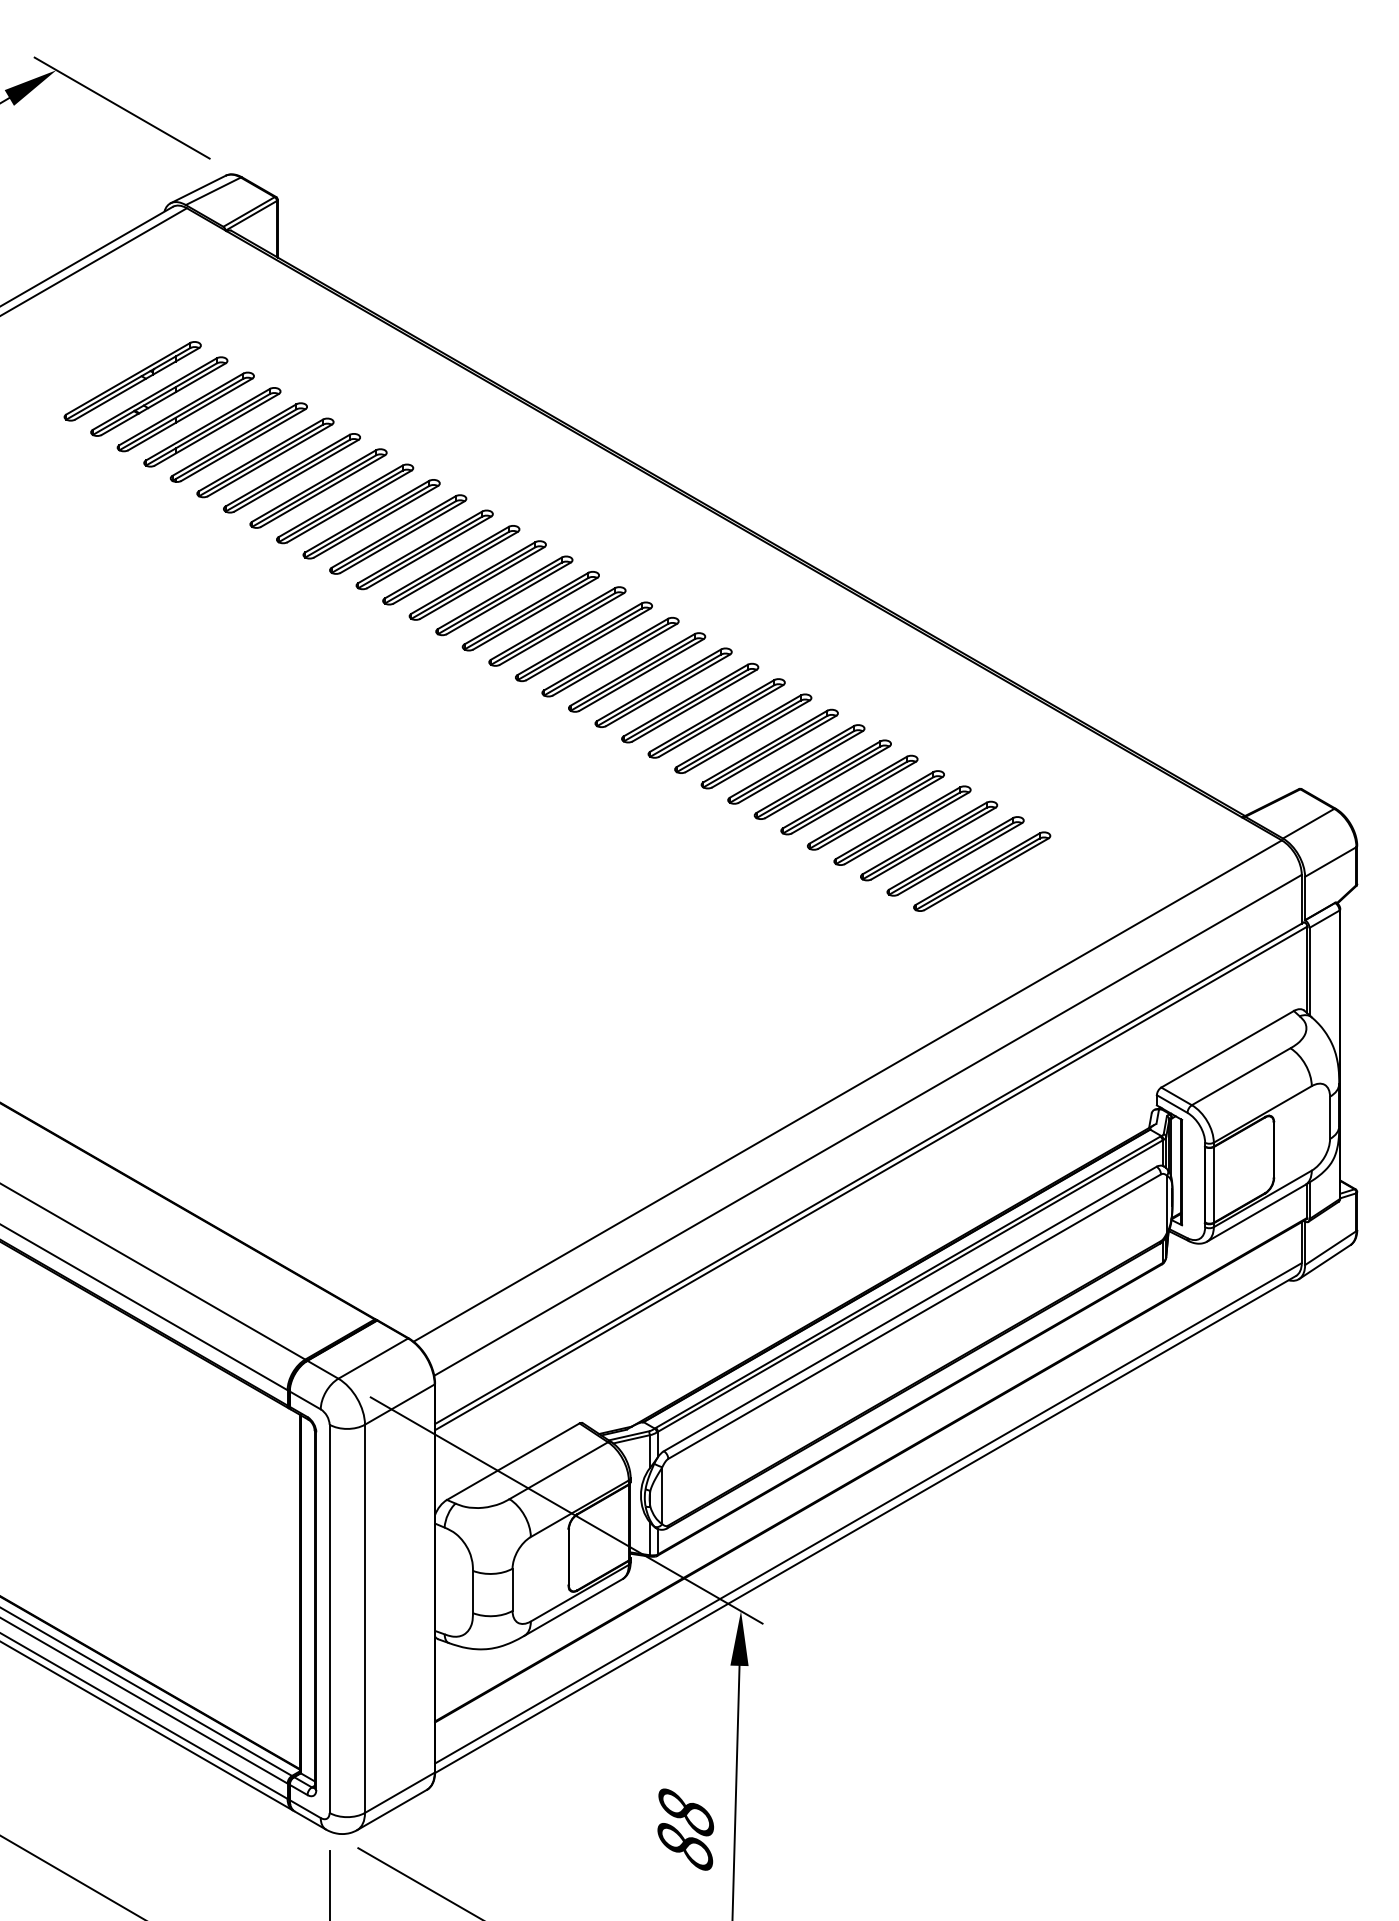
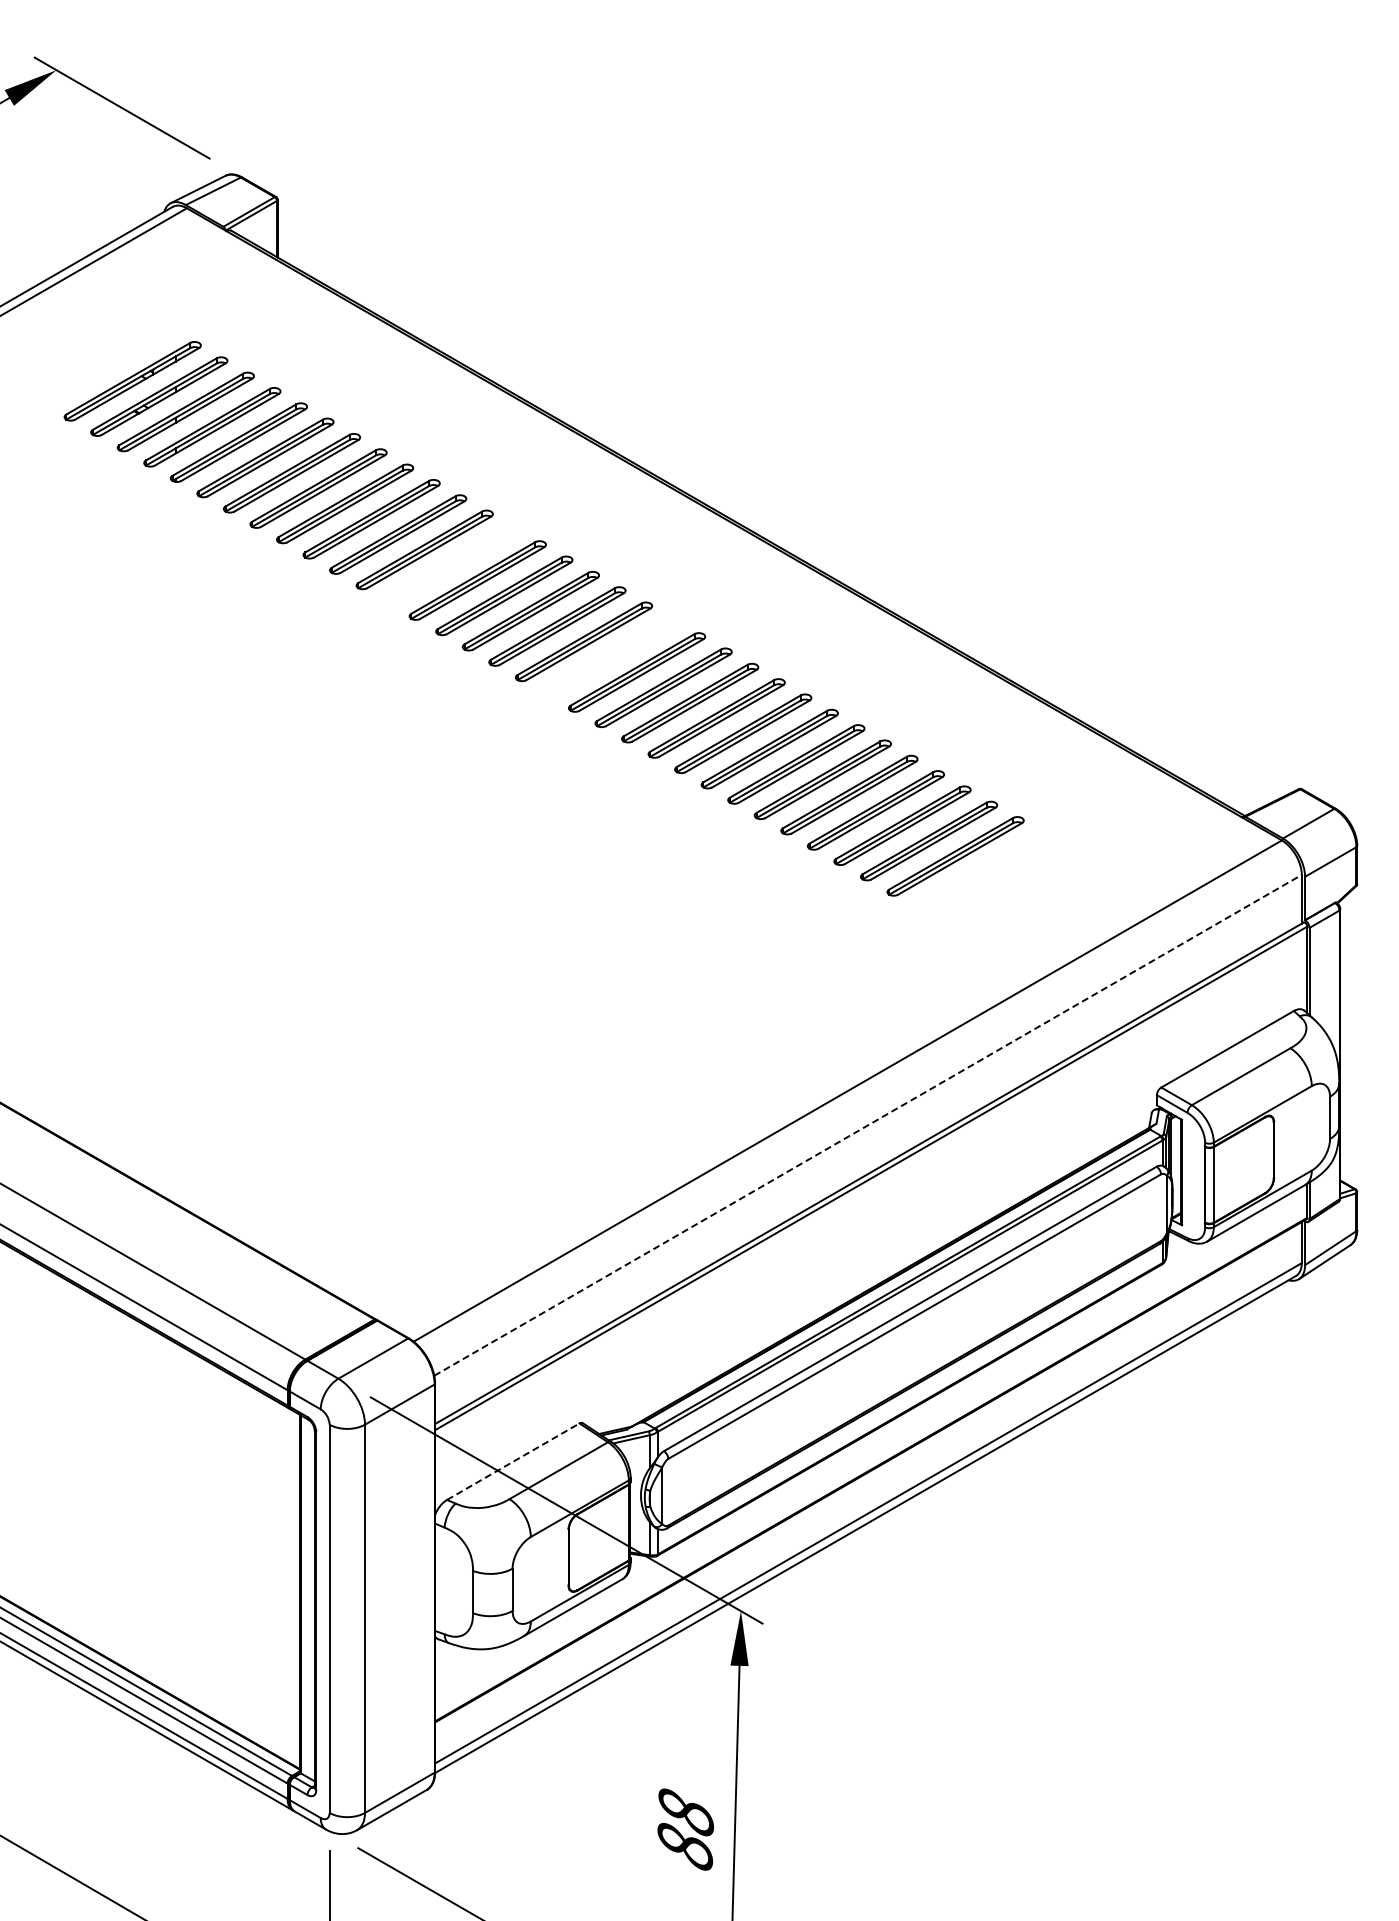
part: present -> none (451, 565)
part: present -> none (610, 657)
part: present -> none (982, 871)
line: solid -> dashed (868, 1125)
line: solid -> dashed (513, 1461)
